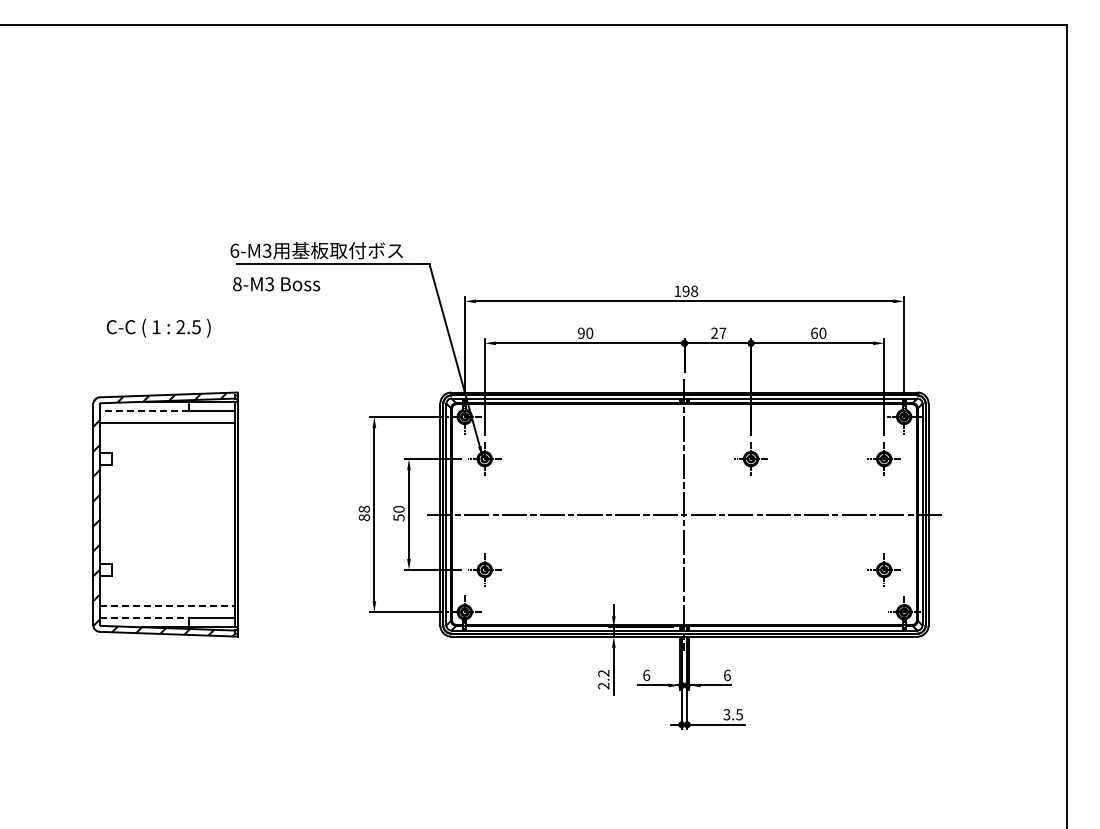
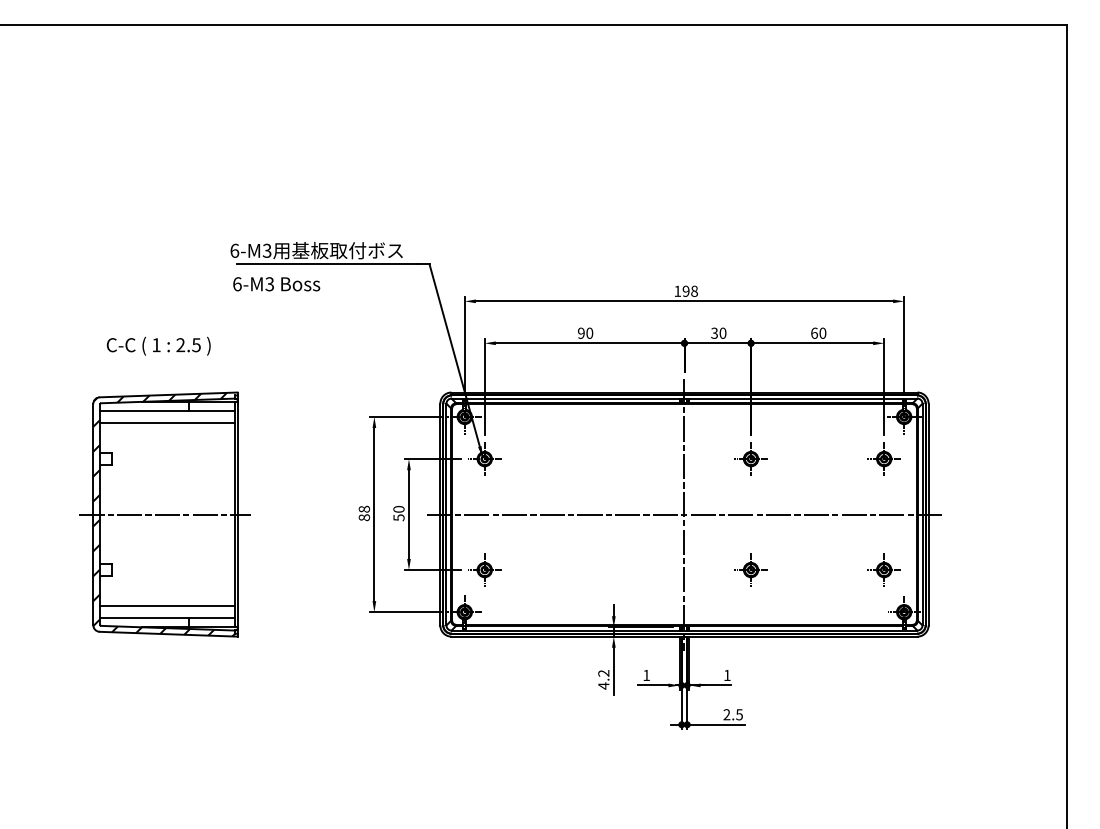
text: 8-M3 -> 6-M3 (237, 284)
text position: (158, 327) -> (158, 345) (158, 345)
text: 27 -> 30 (718, 332)
line: dashed -> solid (143, 410)
line: none -> present (165, 514)
part: none -> present (750, 569)
line: dashed -> solid (167, 606)
line: dashed -> solid (144, 618)
text: 6 -> 1 (646, 675)
text: 6 -> 1 (727, 675)
text: 2.2 -> 4.2 (603, 685)
text: 3.5 -> 2.5 (726, 714)
